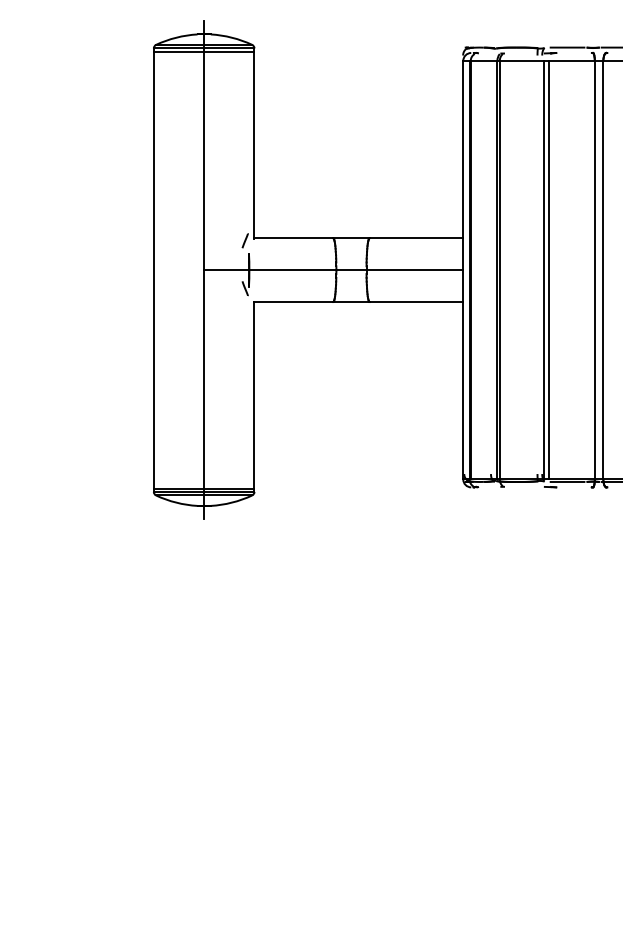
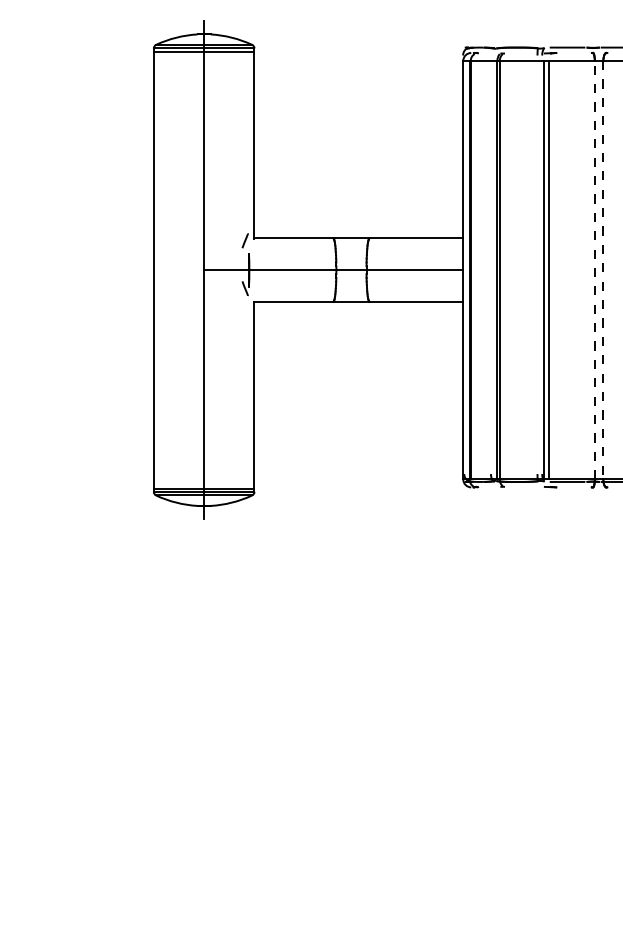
line: solid -> dashed (594, 269)
line: solid -> dashed (603, 270)
